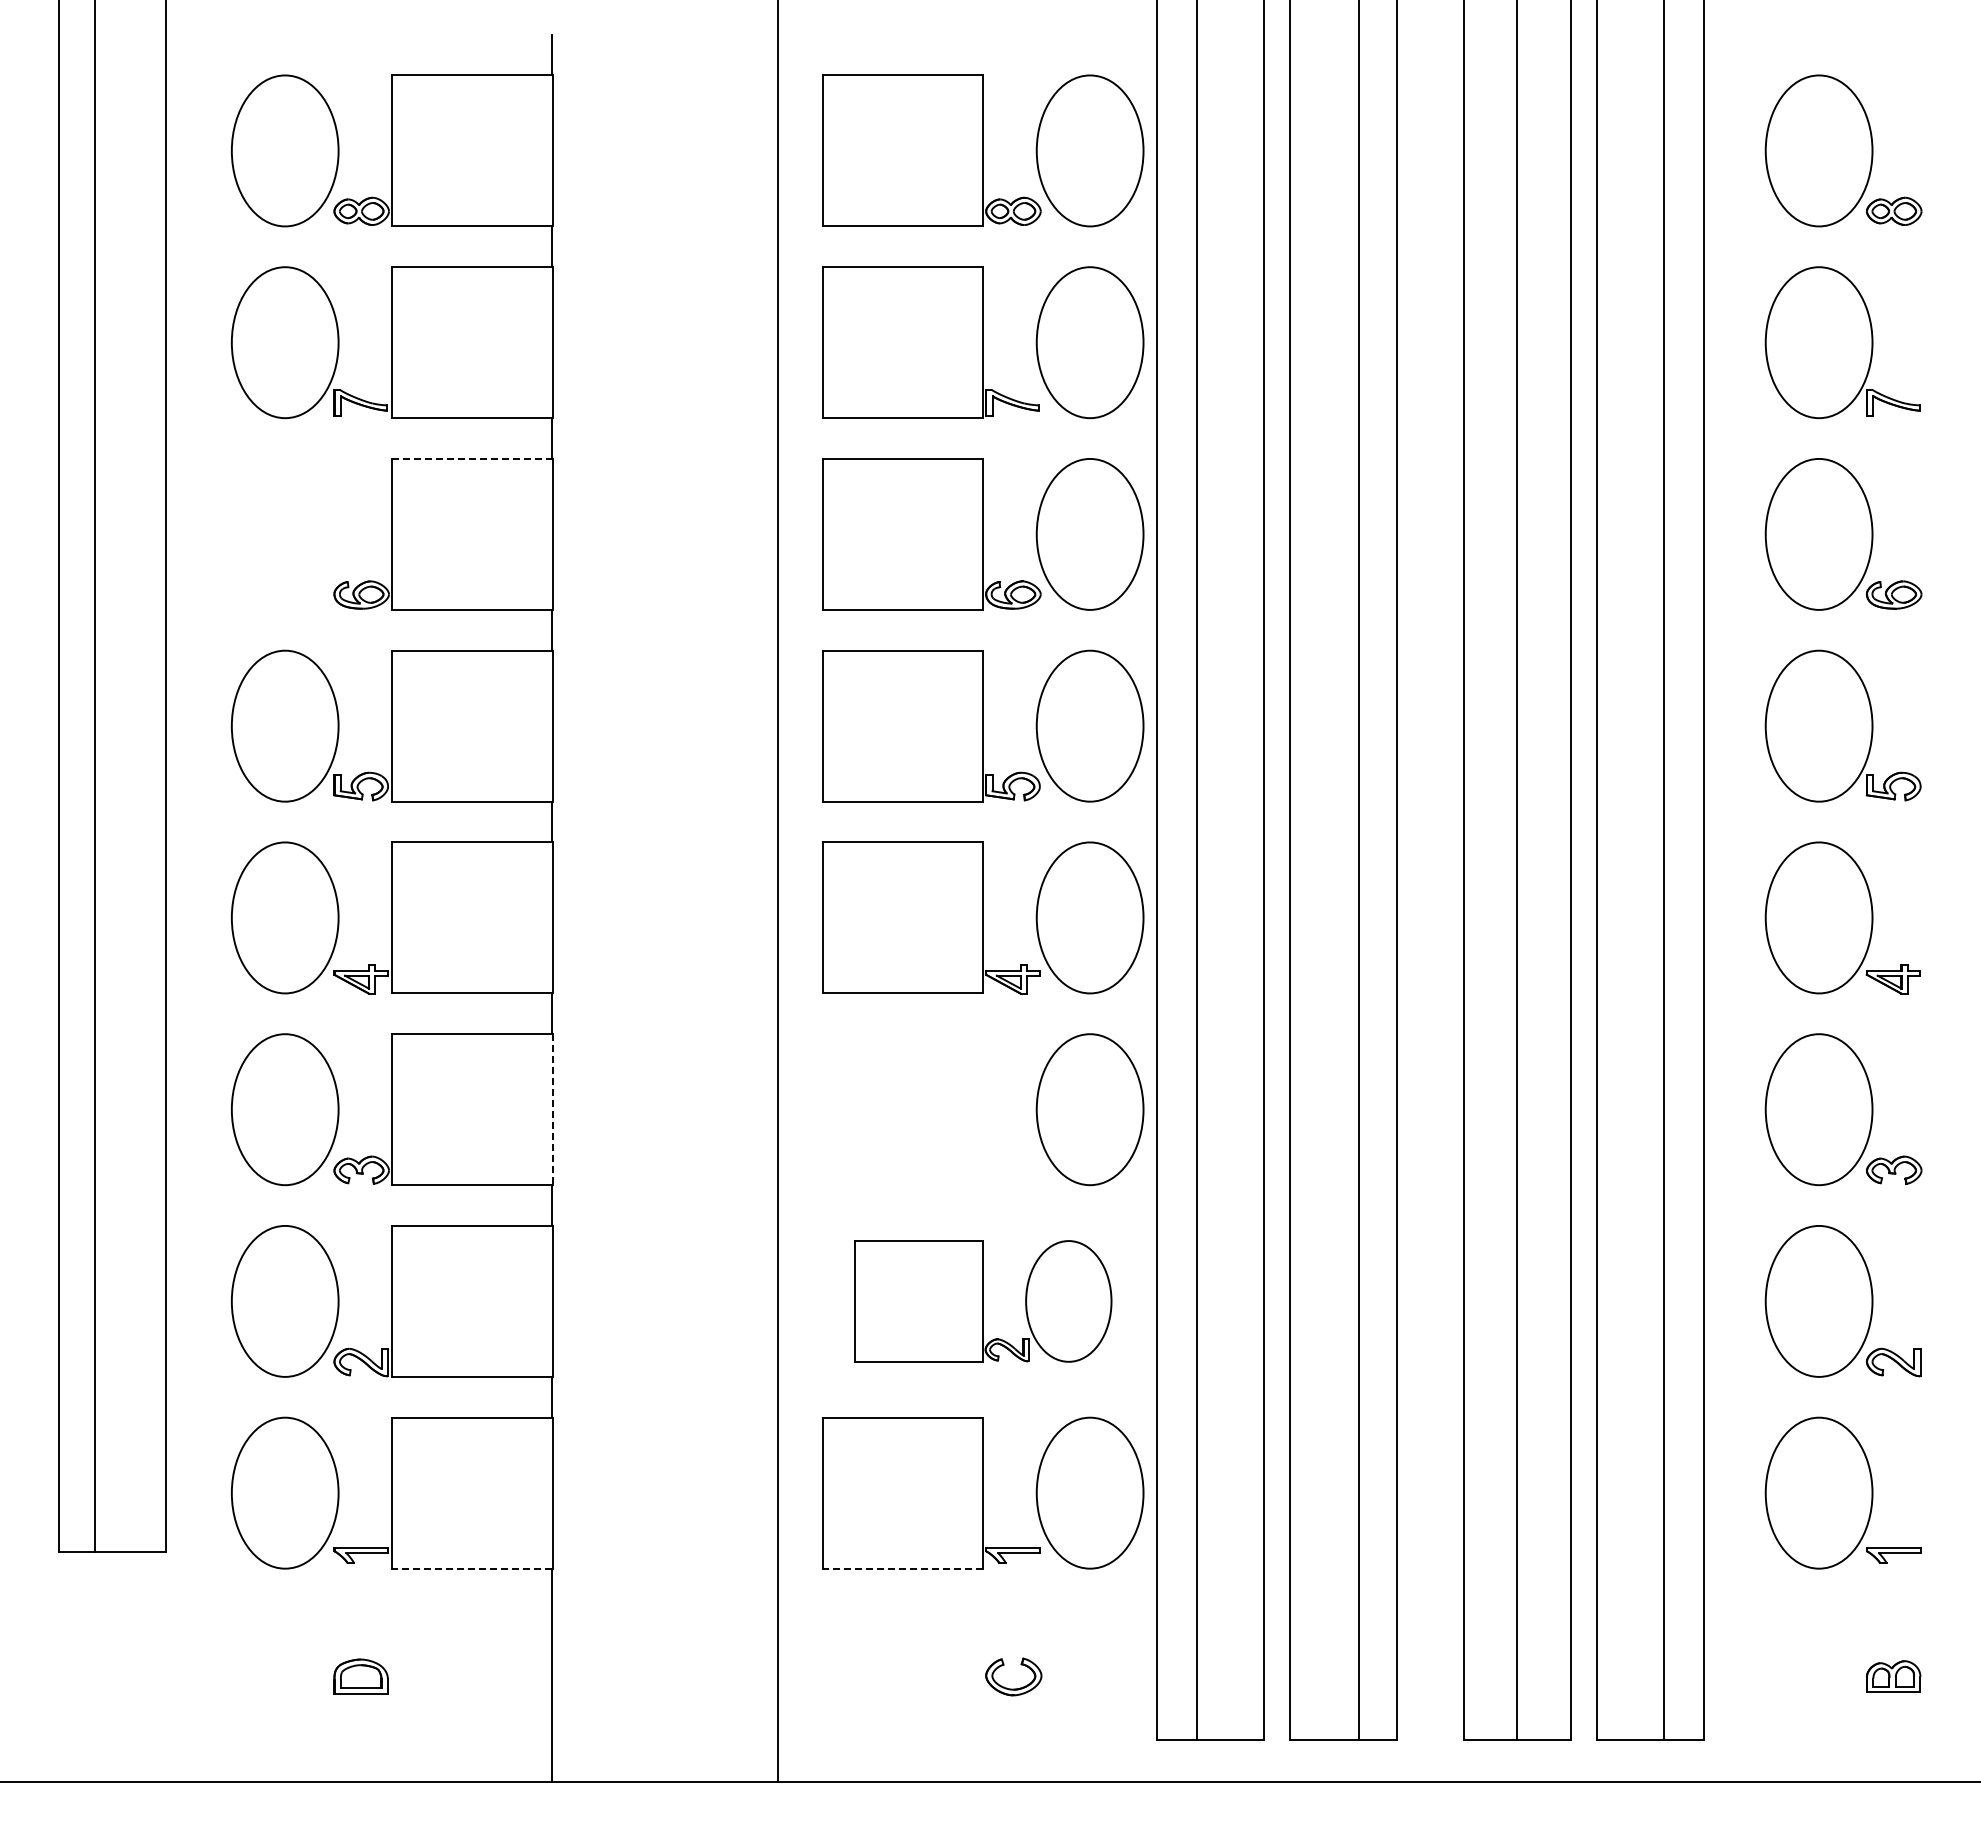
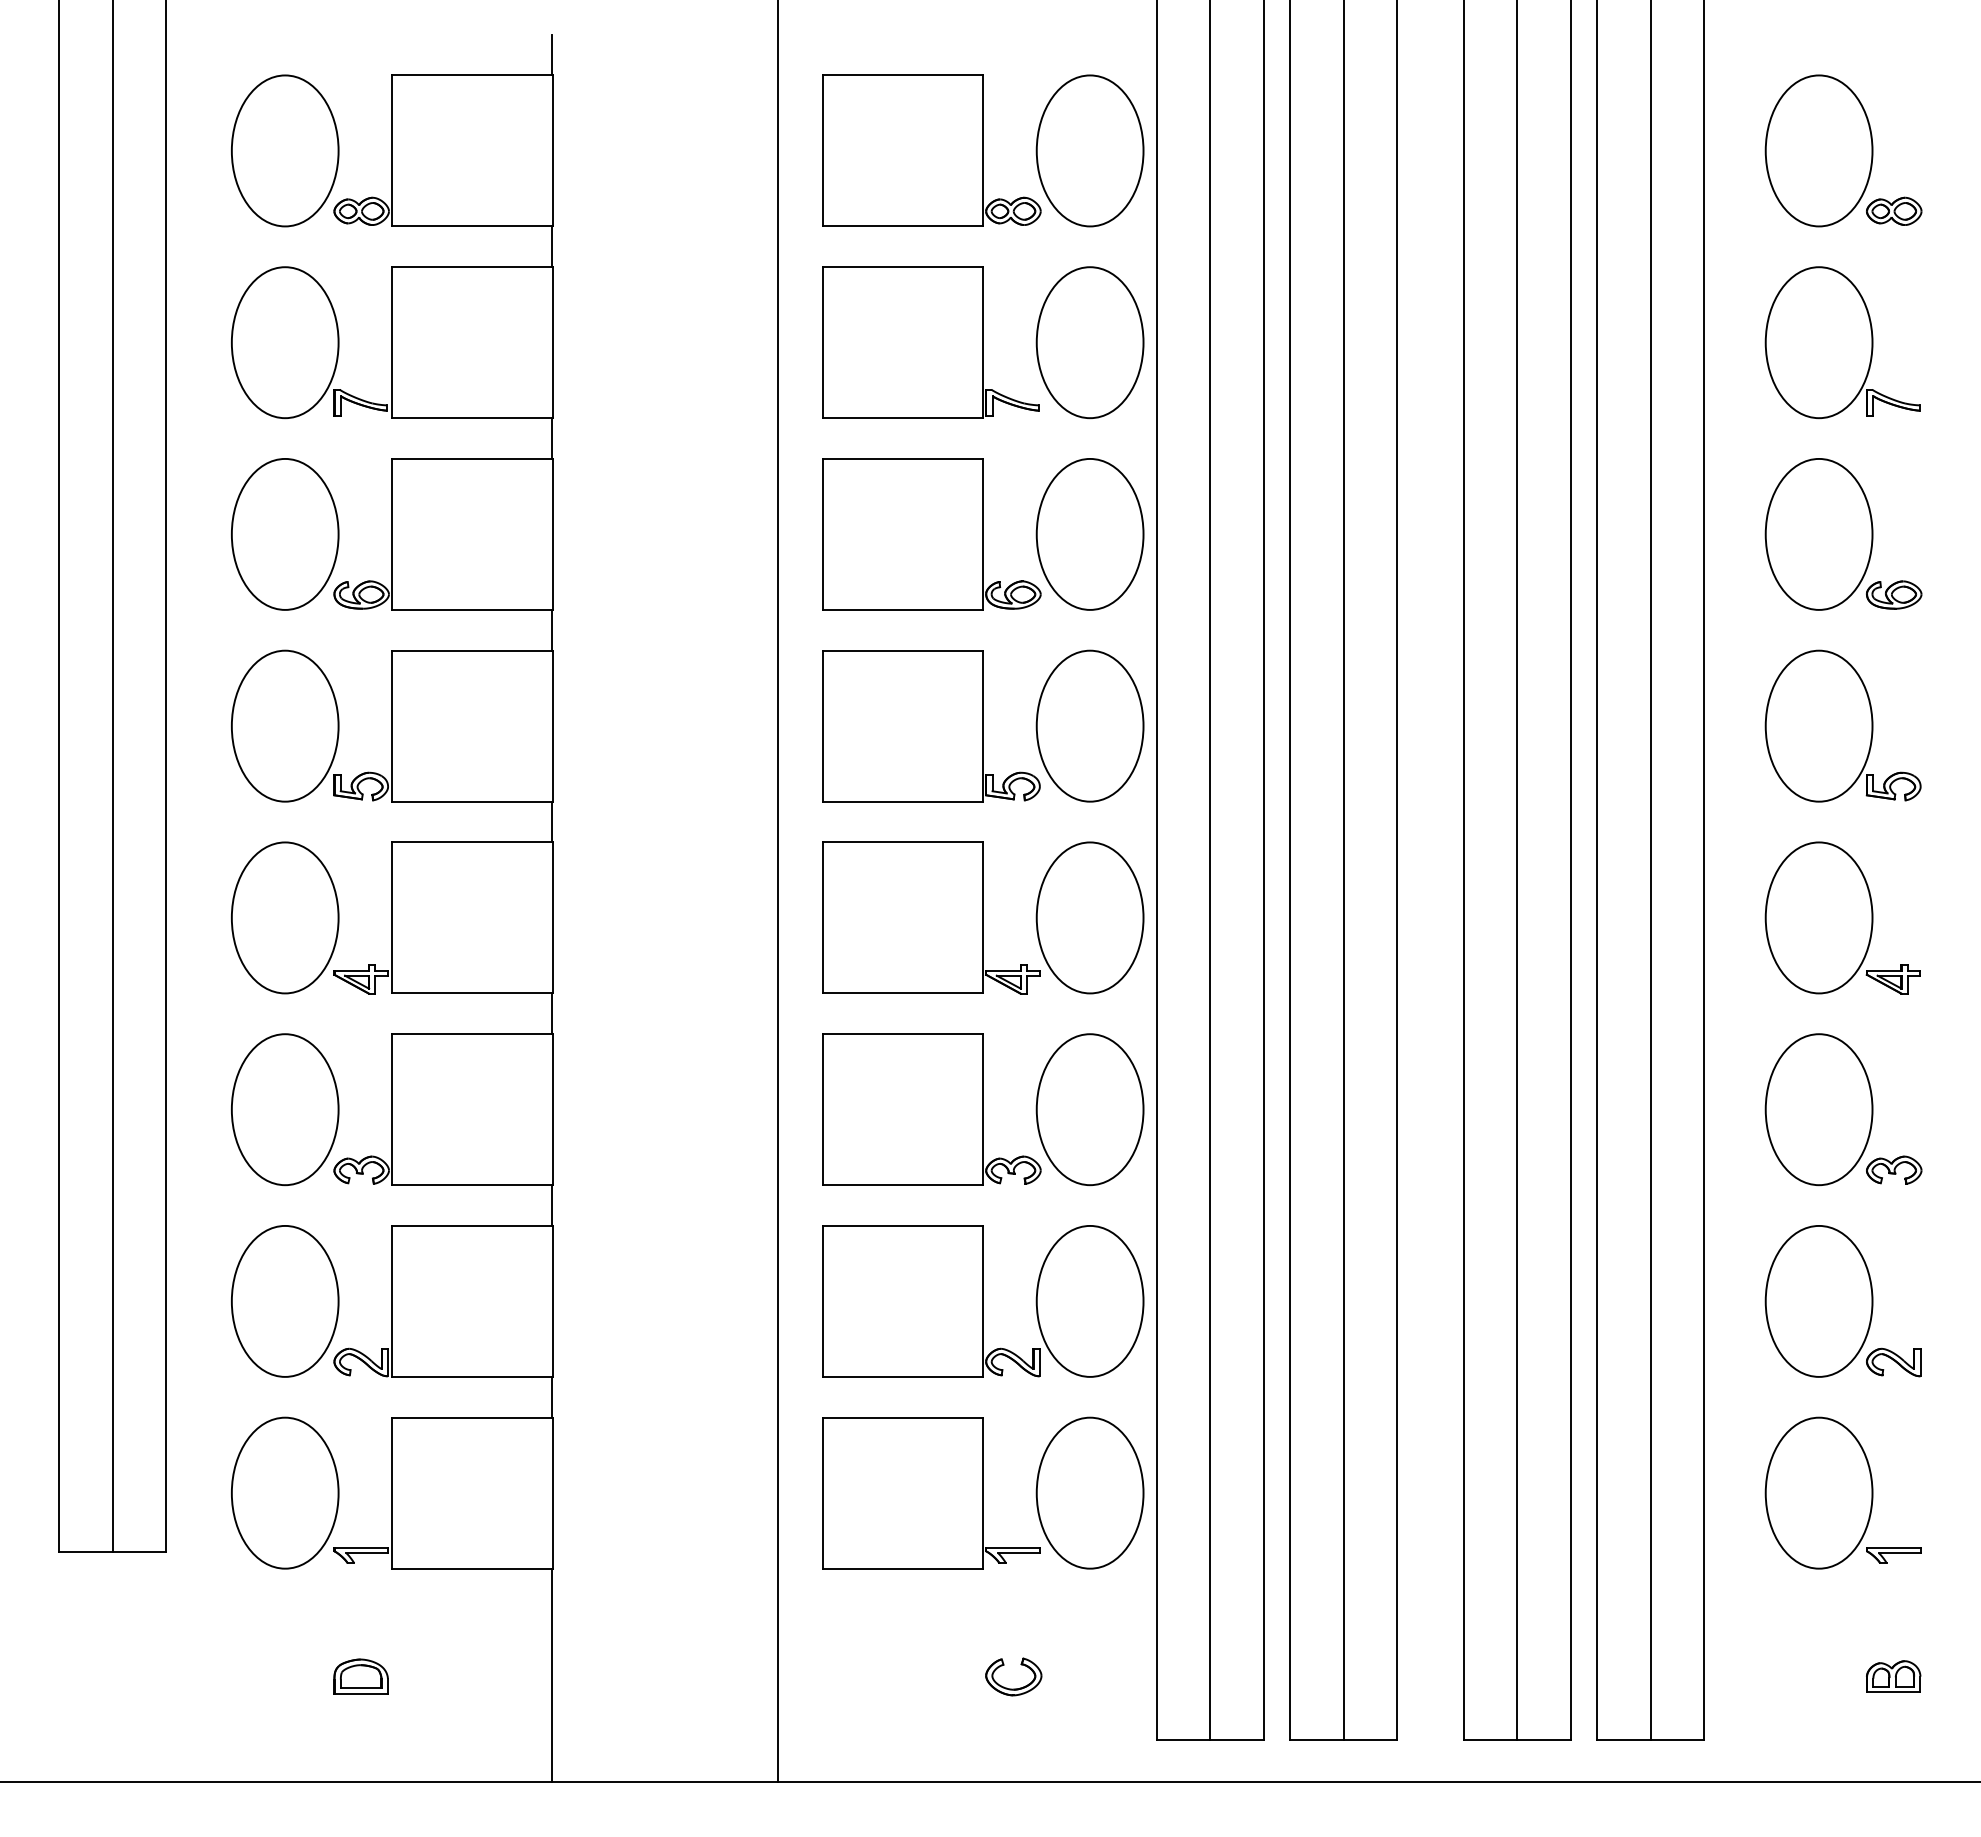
line: dashed -> solid (472, 458)
part: none -> present (285, 534)
line position: (94, 776) -> (112, 776) (112, 776)
line position: (1197, 871) -> (1210, 871) (1210, 871)
line position: (1358, 871) -> (1343, 871) (1343, 871)
line position: (1663, 871) -> (1650, 871) (1650, 871)
part: none -> present (931, 1109)
line: dashed -> solid (552, 1110)
part size: 259x123 px -> 323x153 px (983, 1301)
line: dashed -> solid (471, 1568)
line: dashed -> solid (902, 1568)
